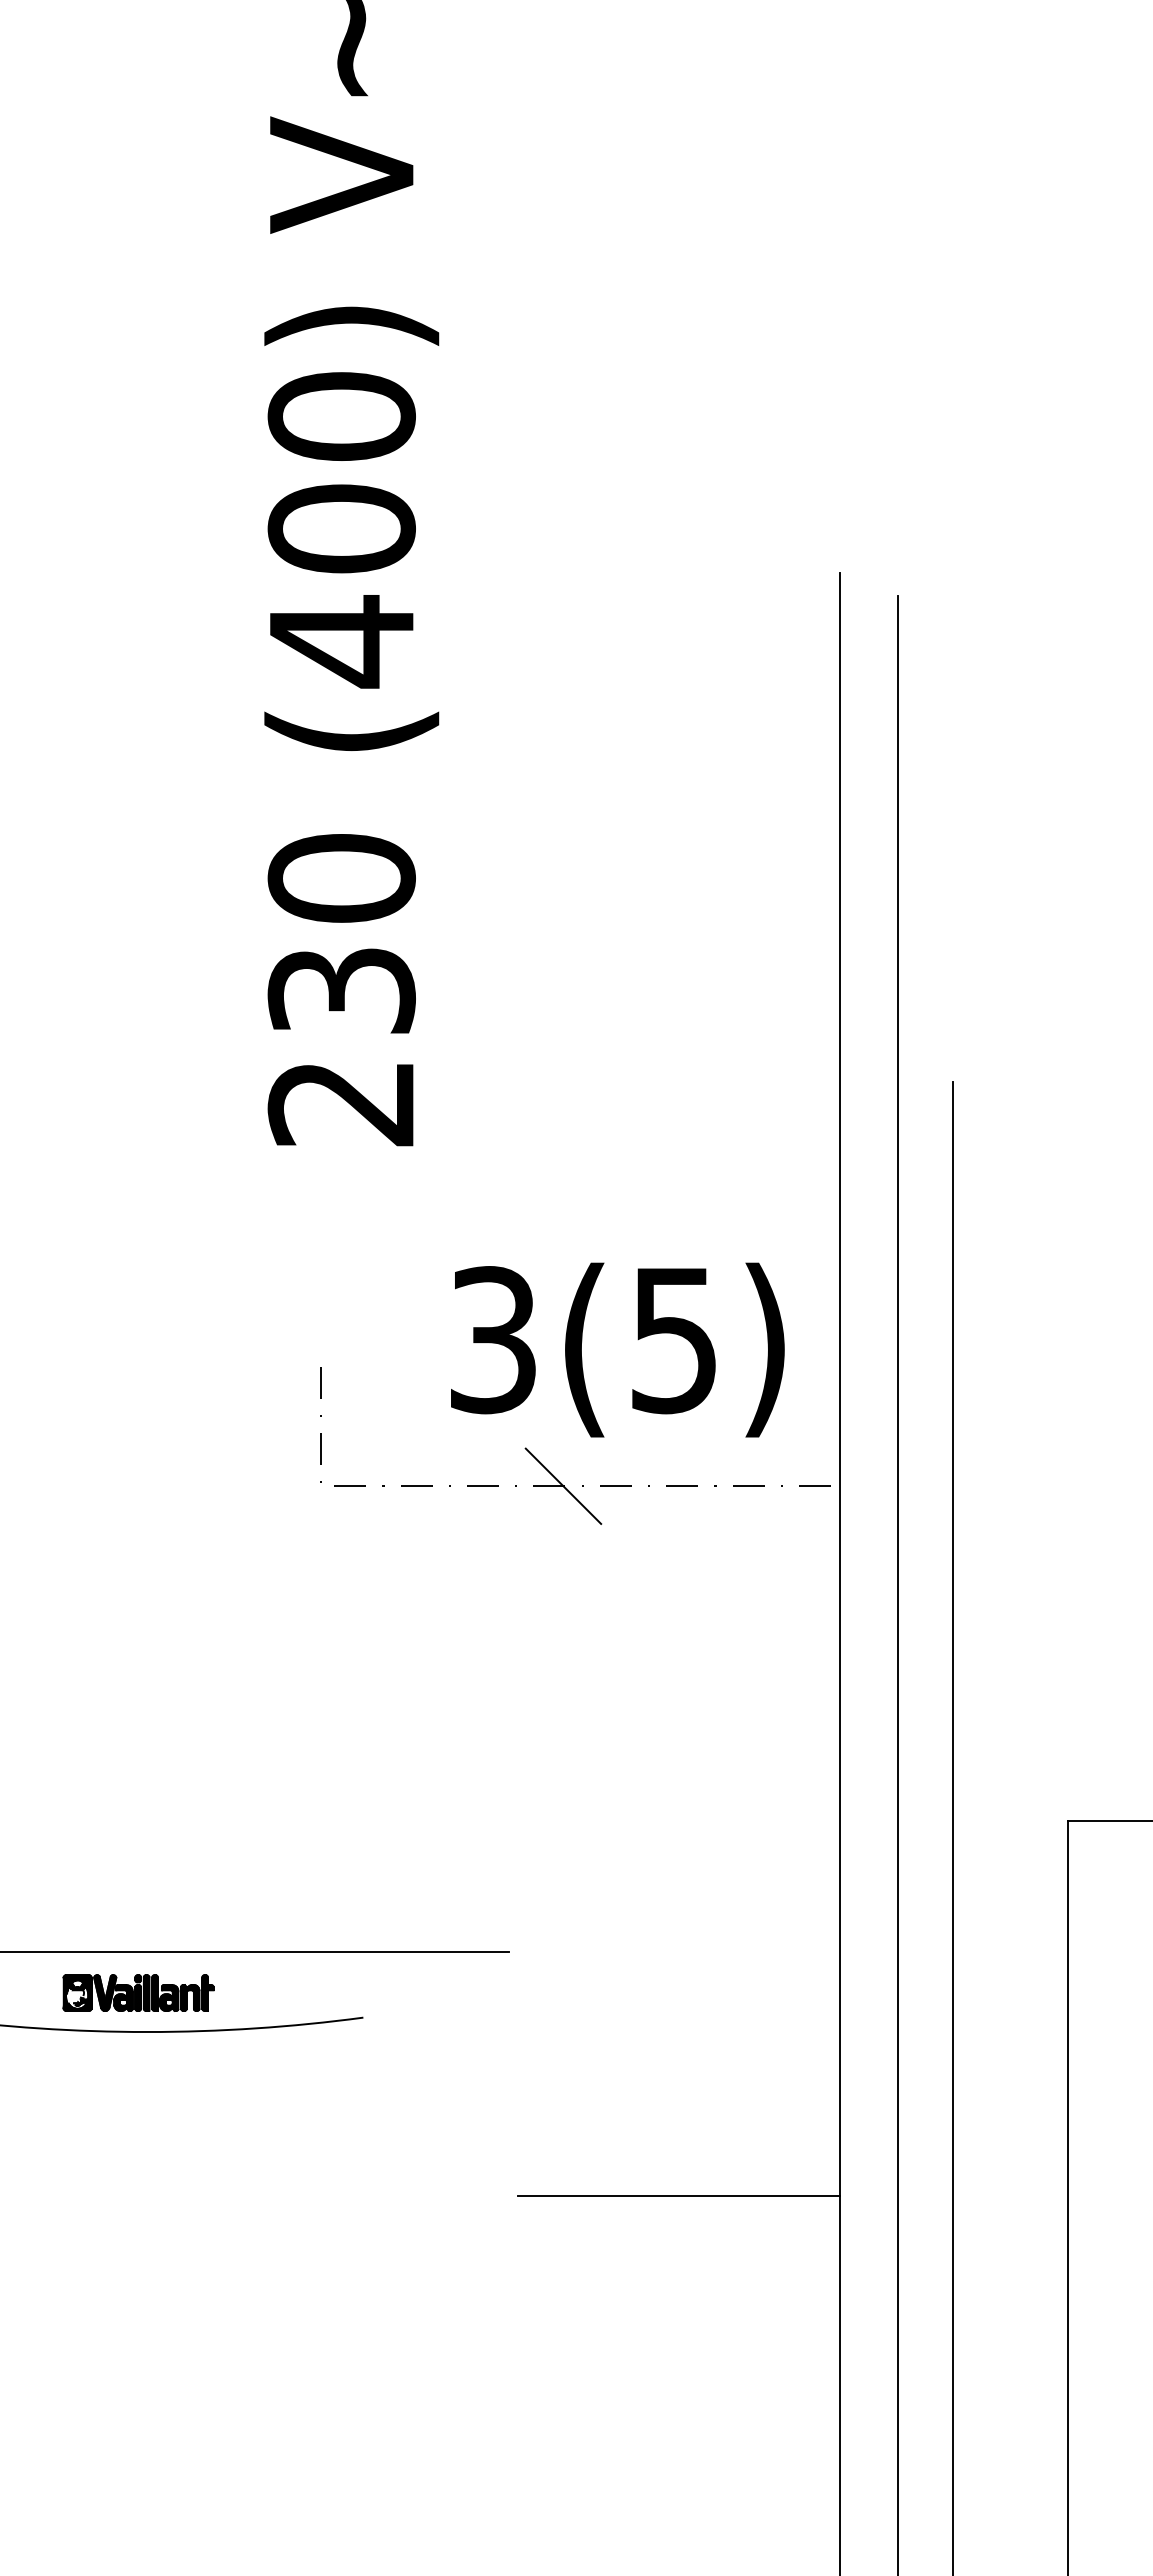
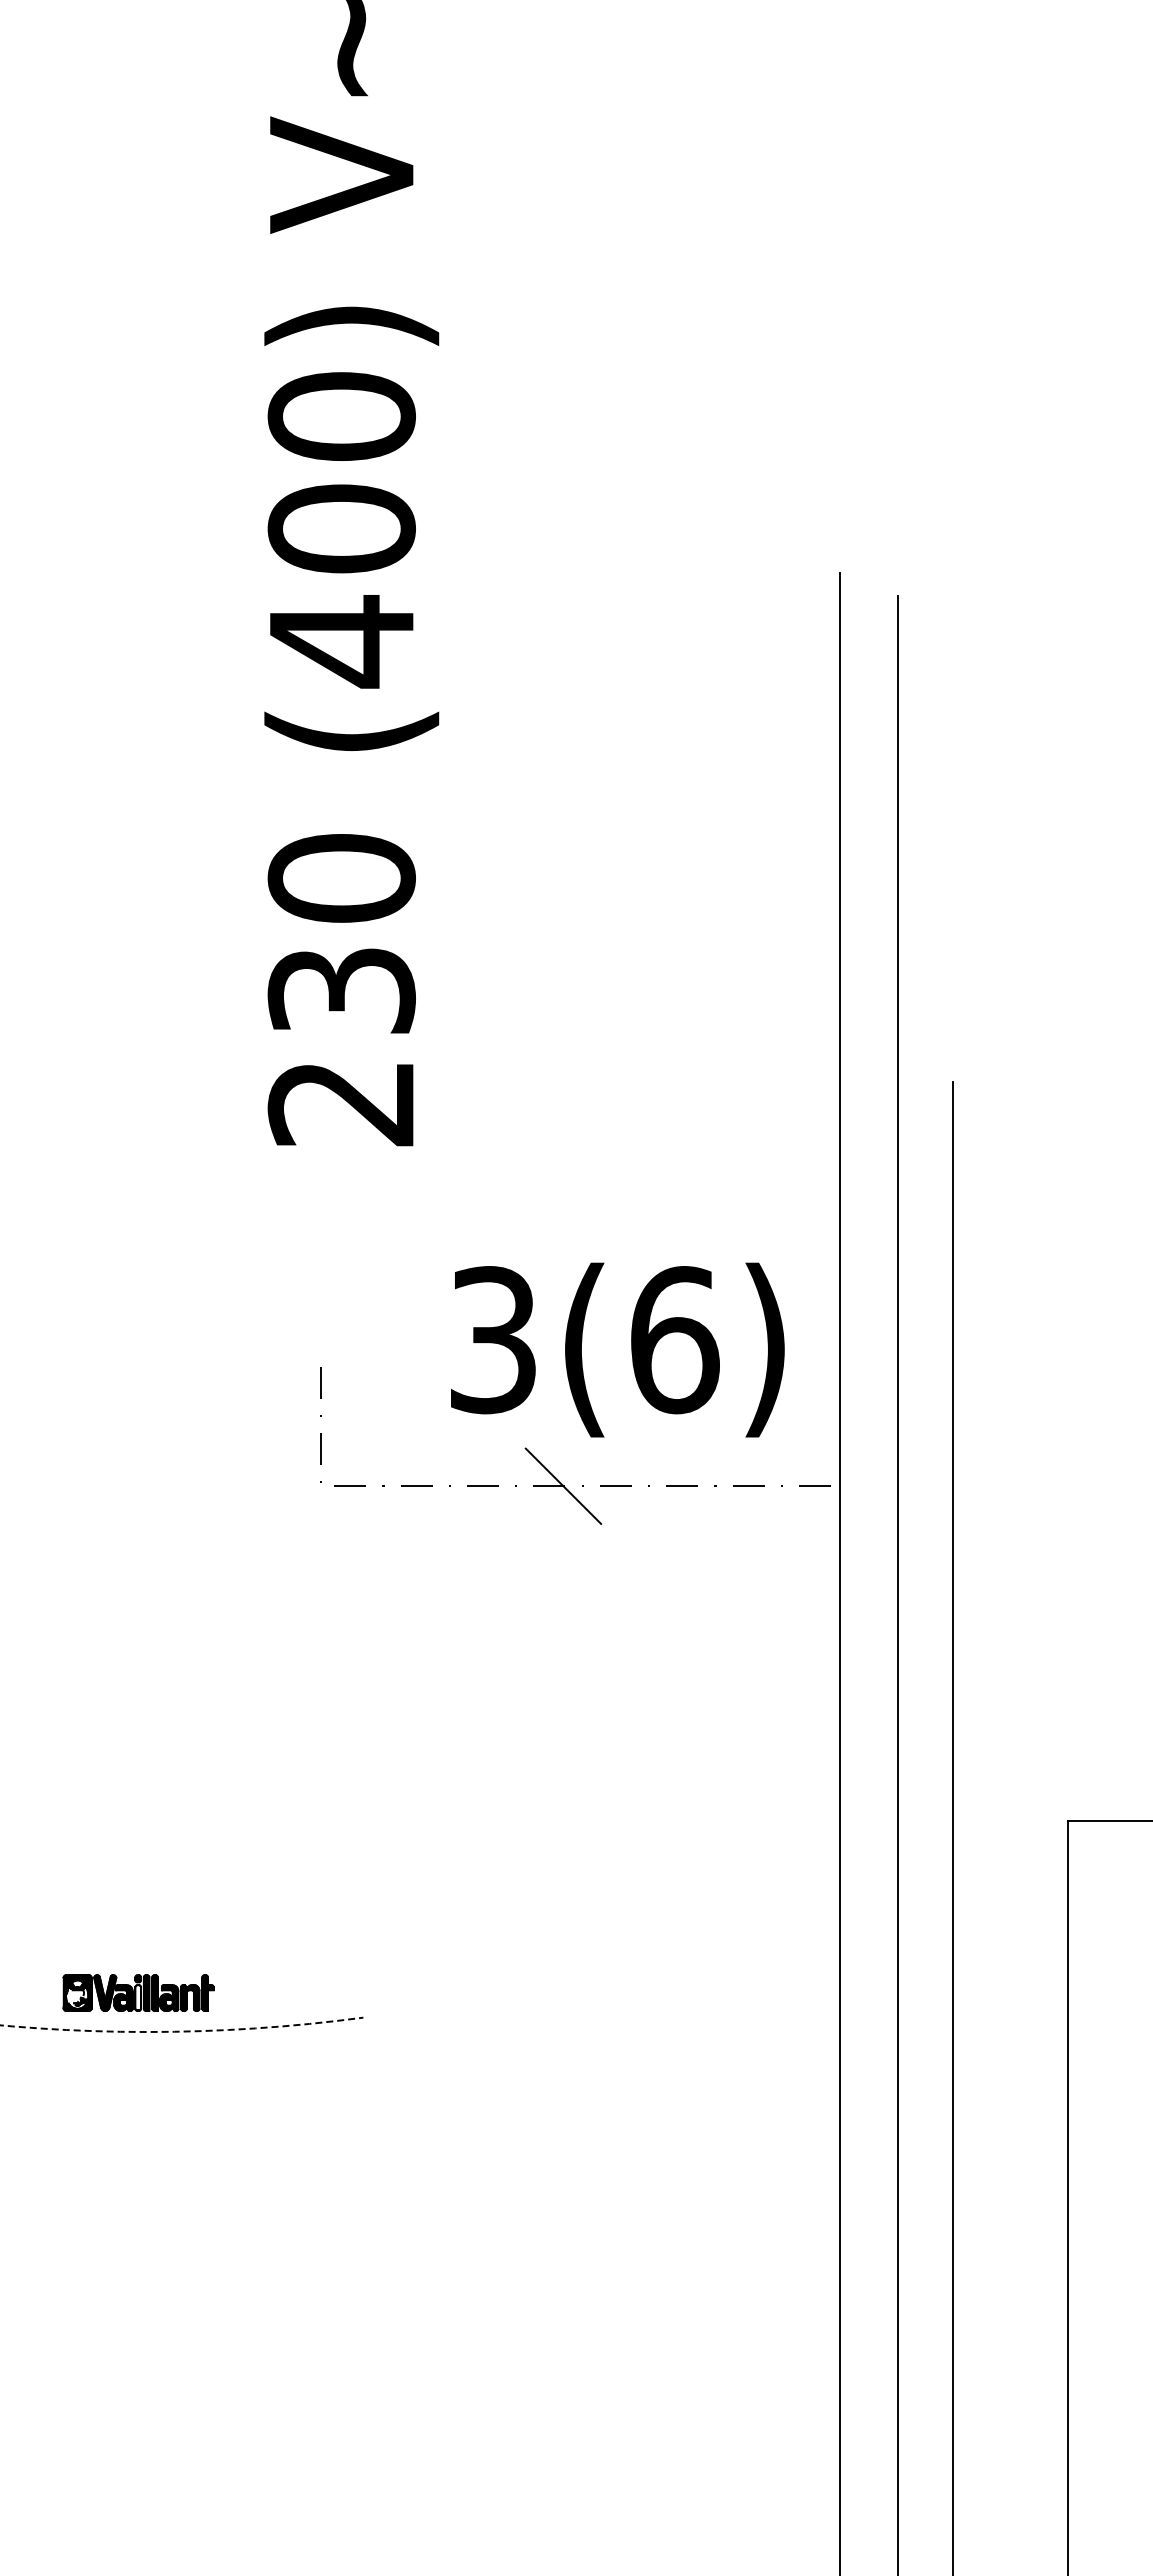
text: 3(5) -> 3(6) (675, 1340)
line: present -> none (255, 1951)
fill: present -> none (138, 1997)
arc: solid -> dashed (182, 2031)
line: present -> none (678, 2196)
